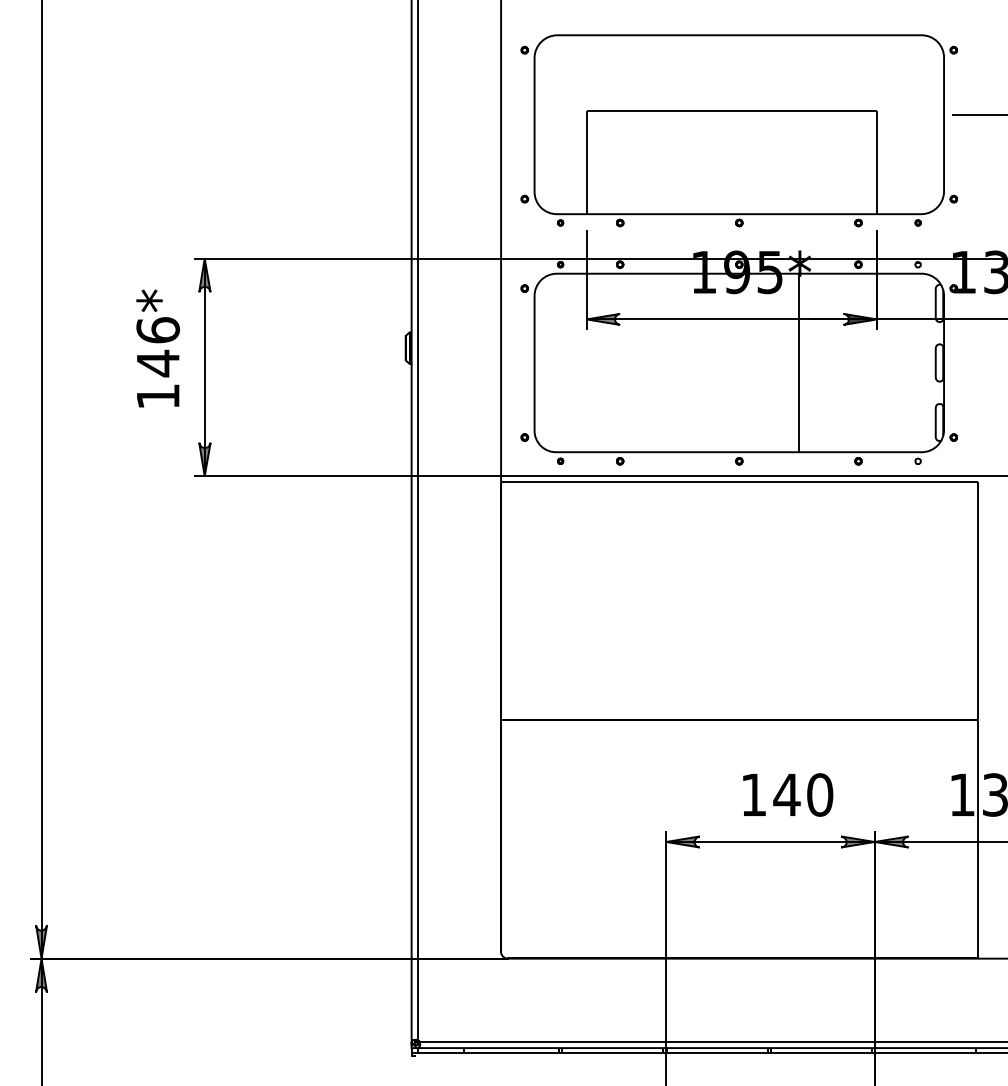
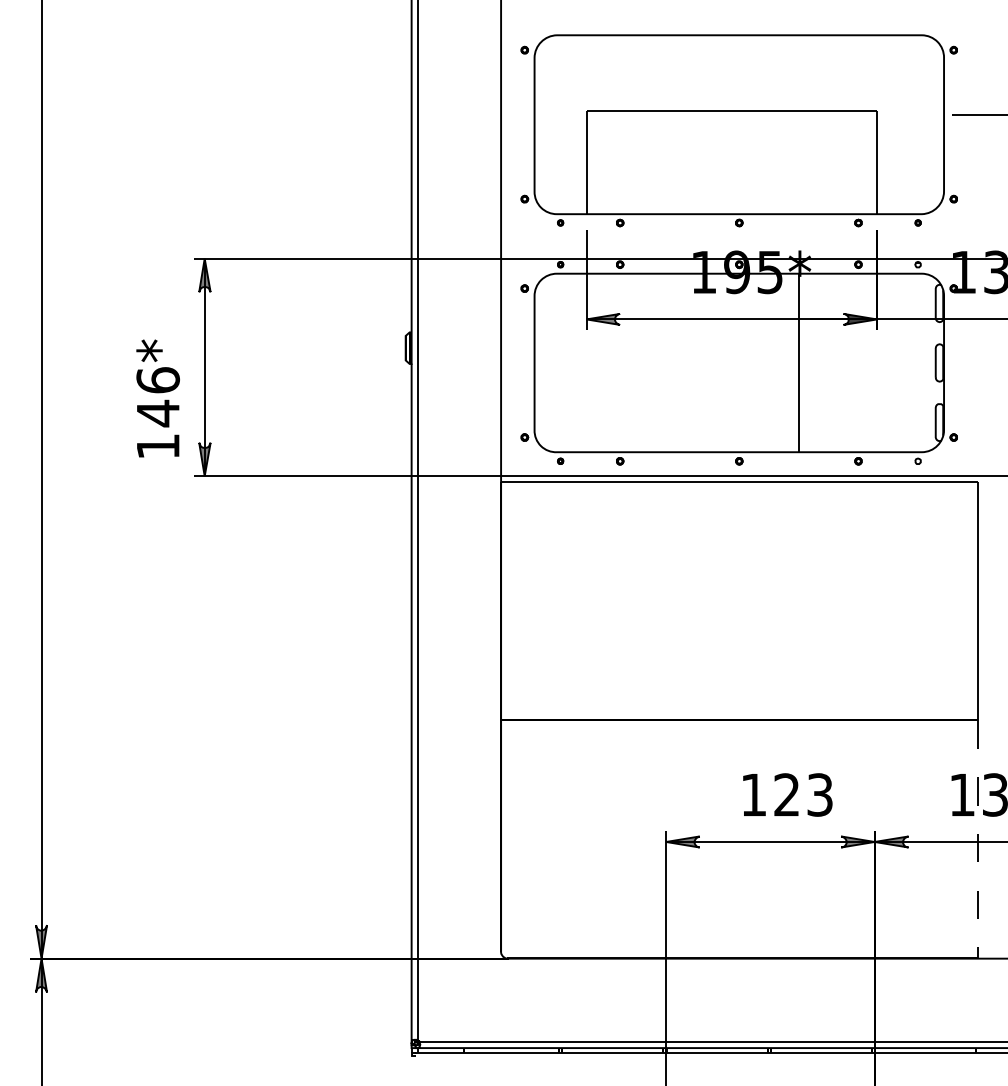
text position: (157, 348) -> (157, 398) (157, 398)
text: 140 -> 123 (803, 794)
line: solid -> dashed (977, 839)
